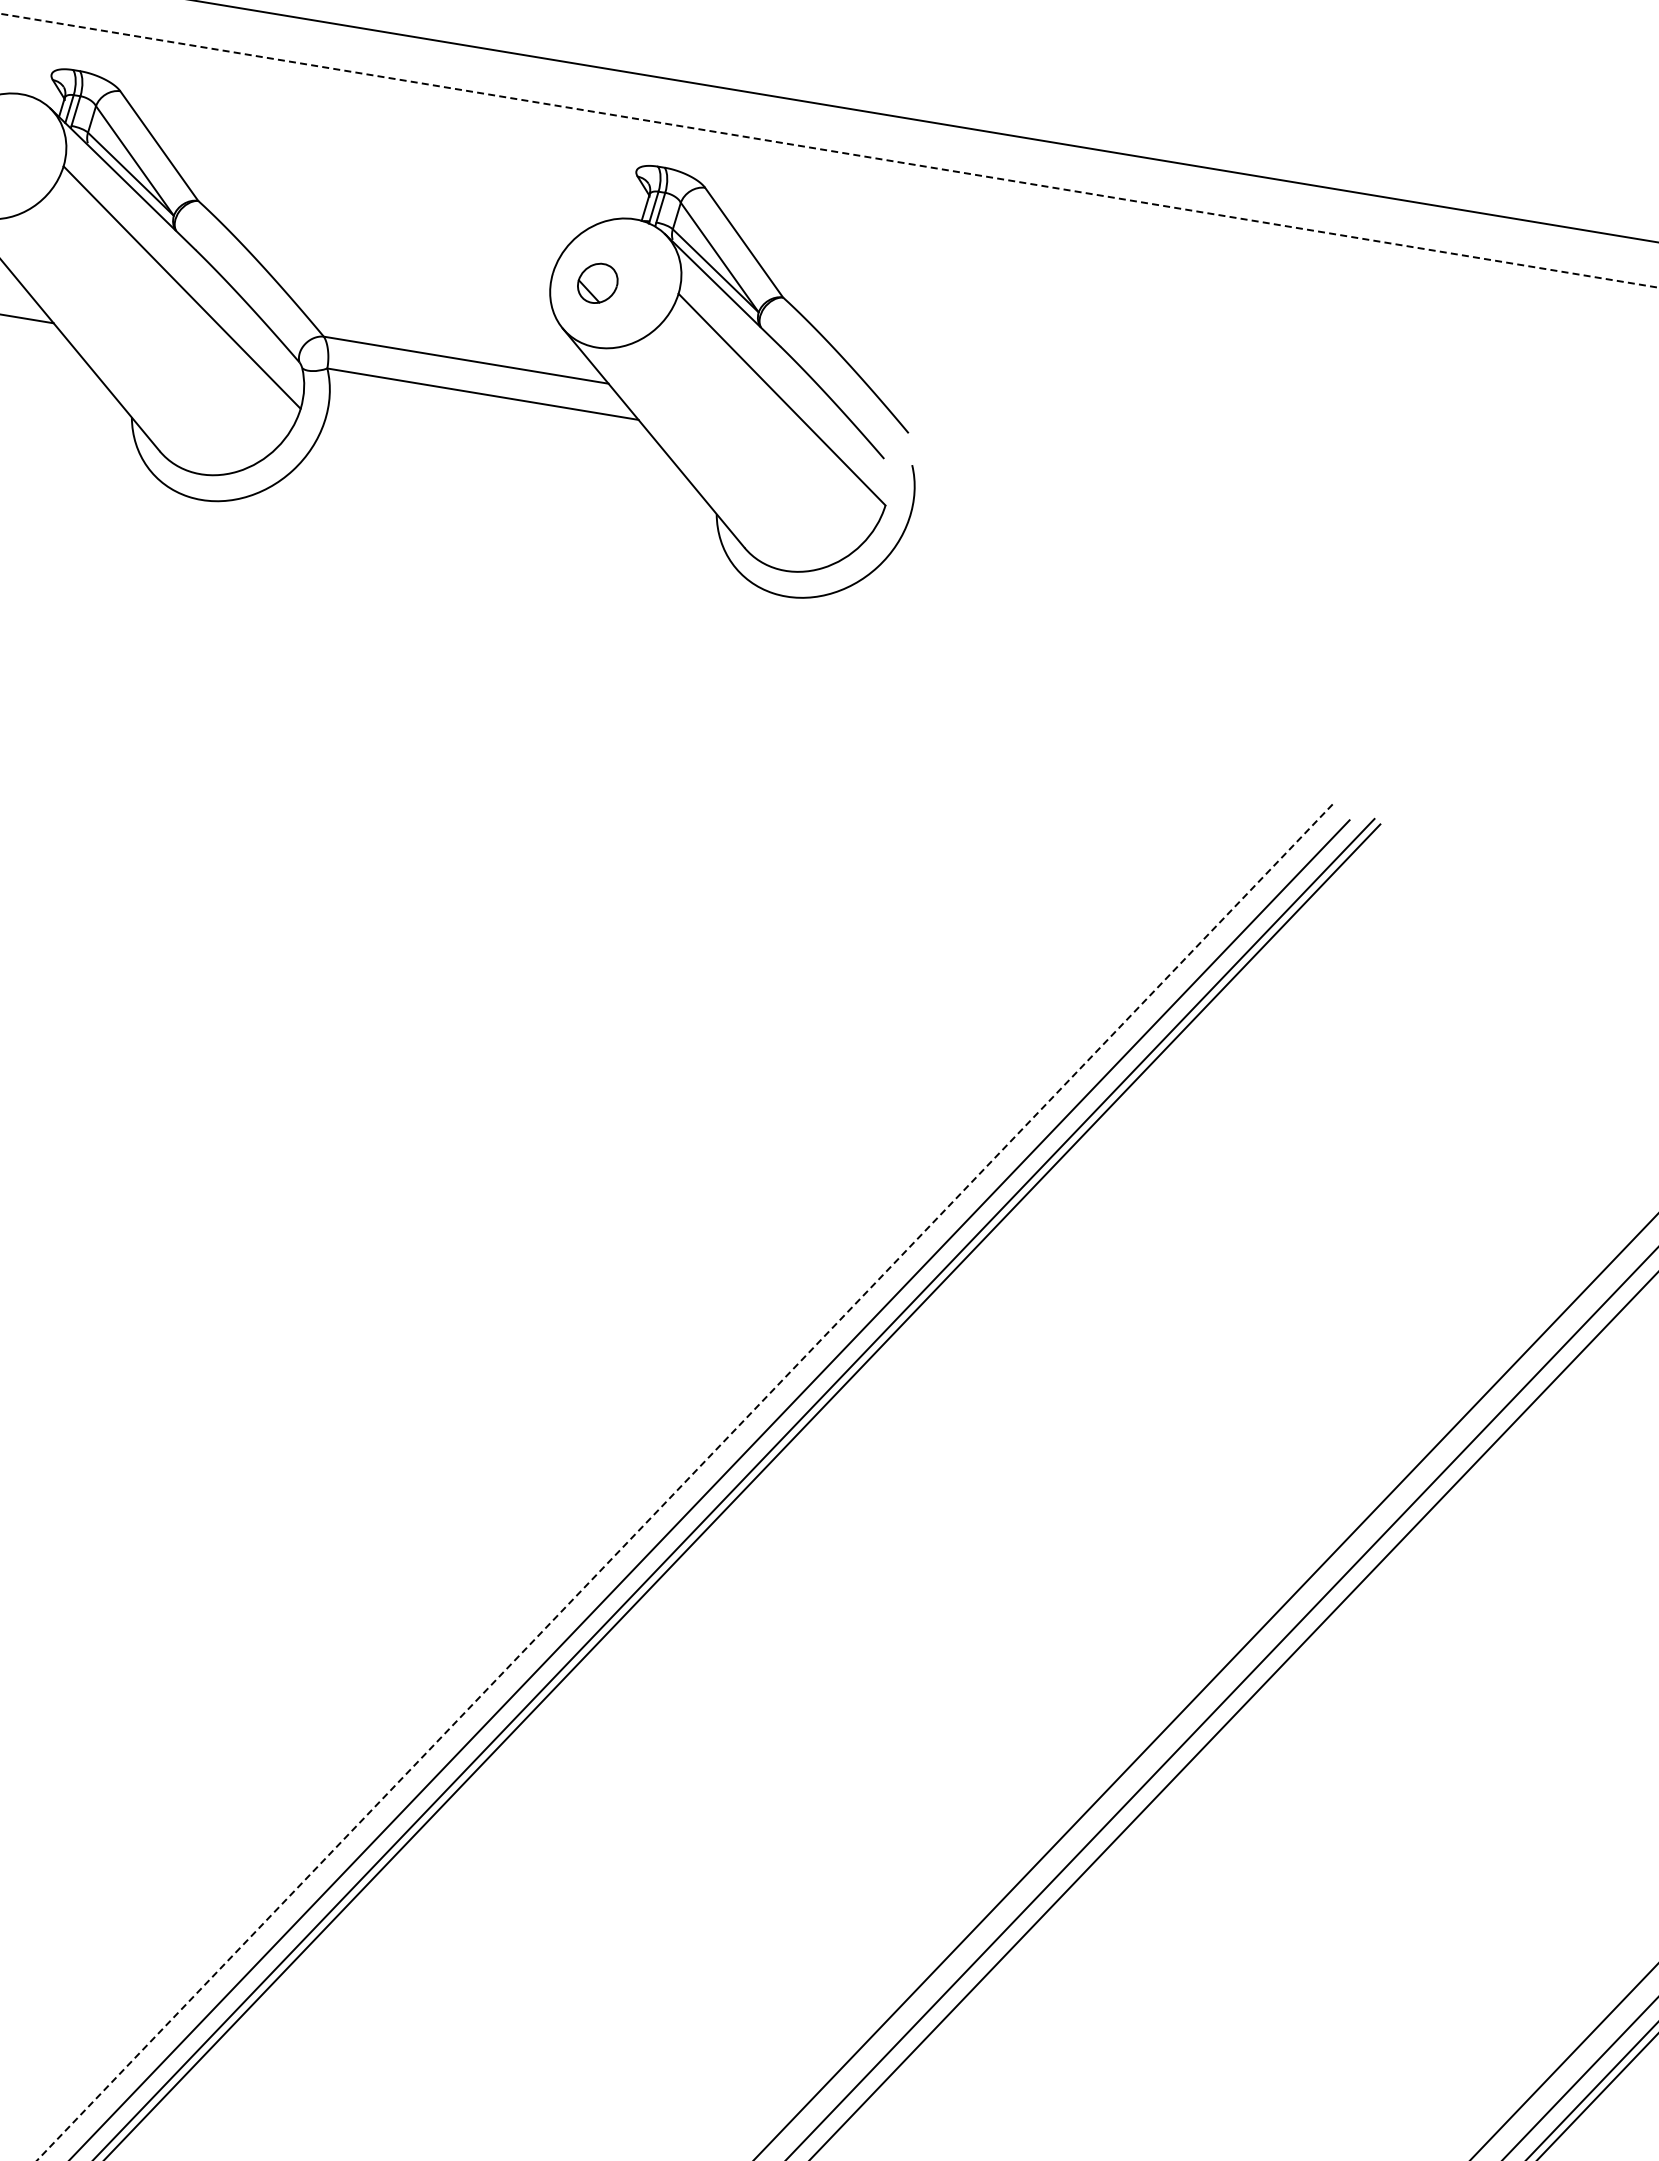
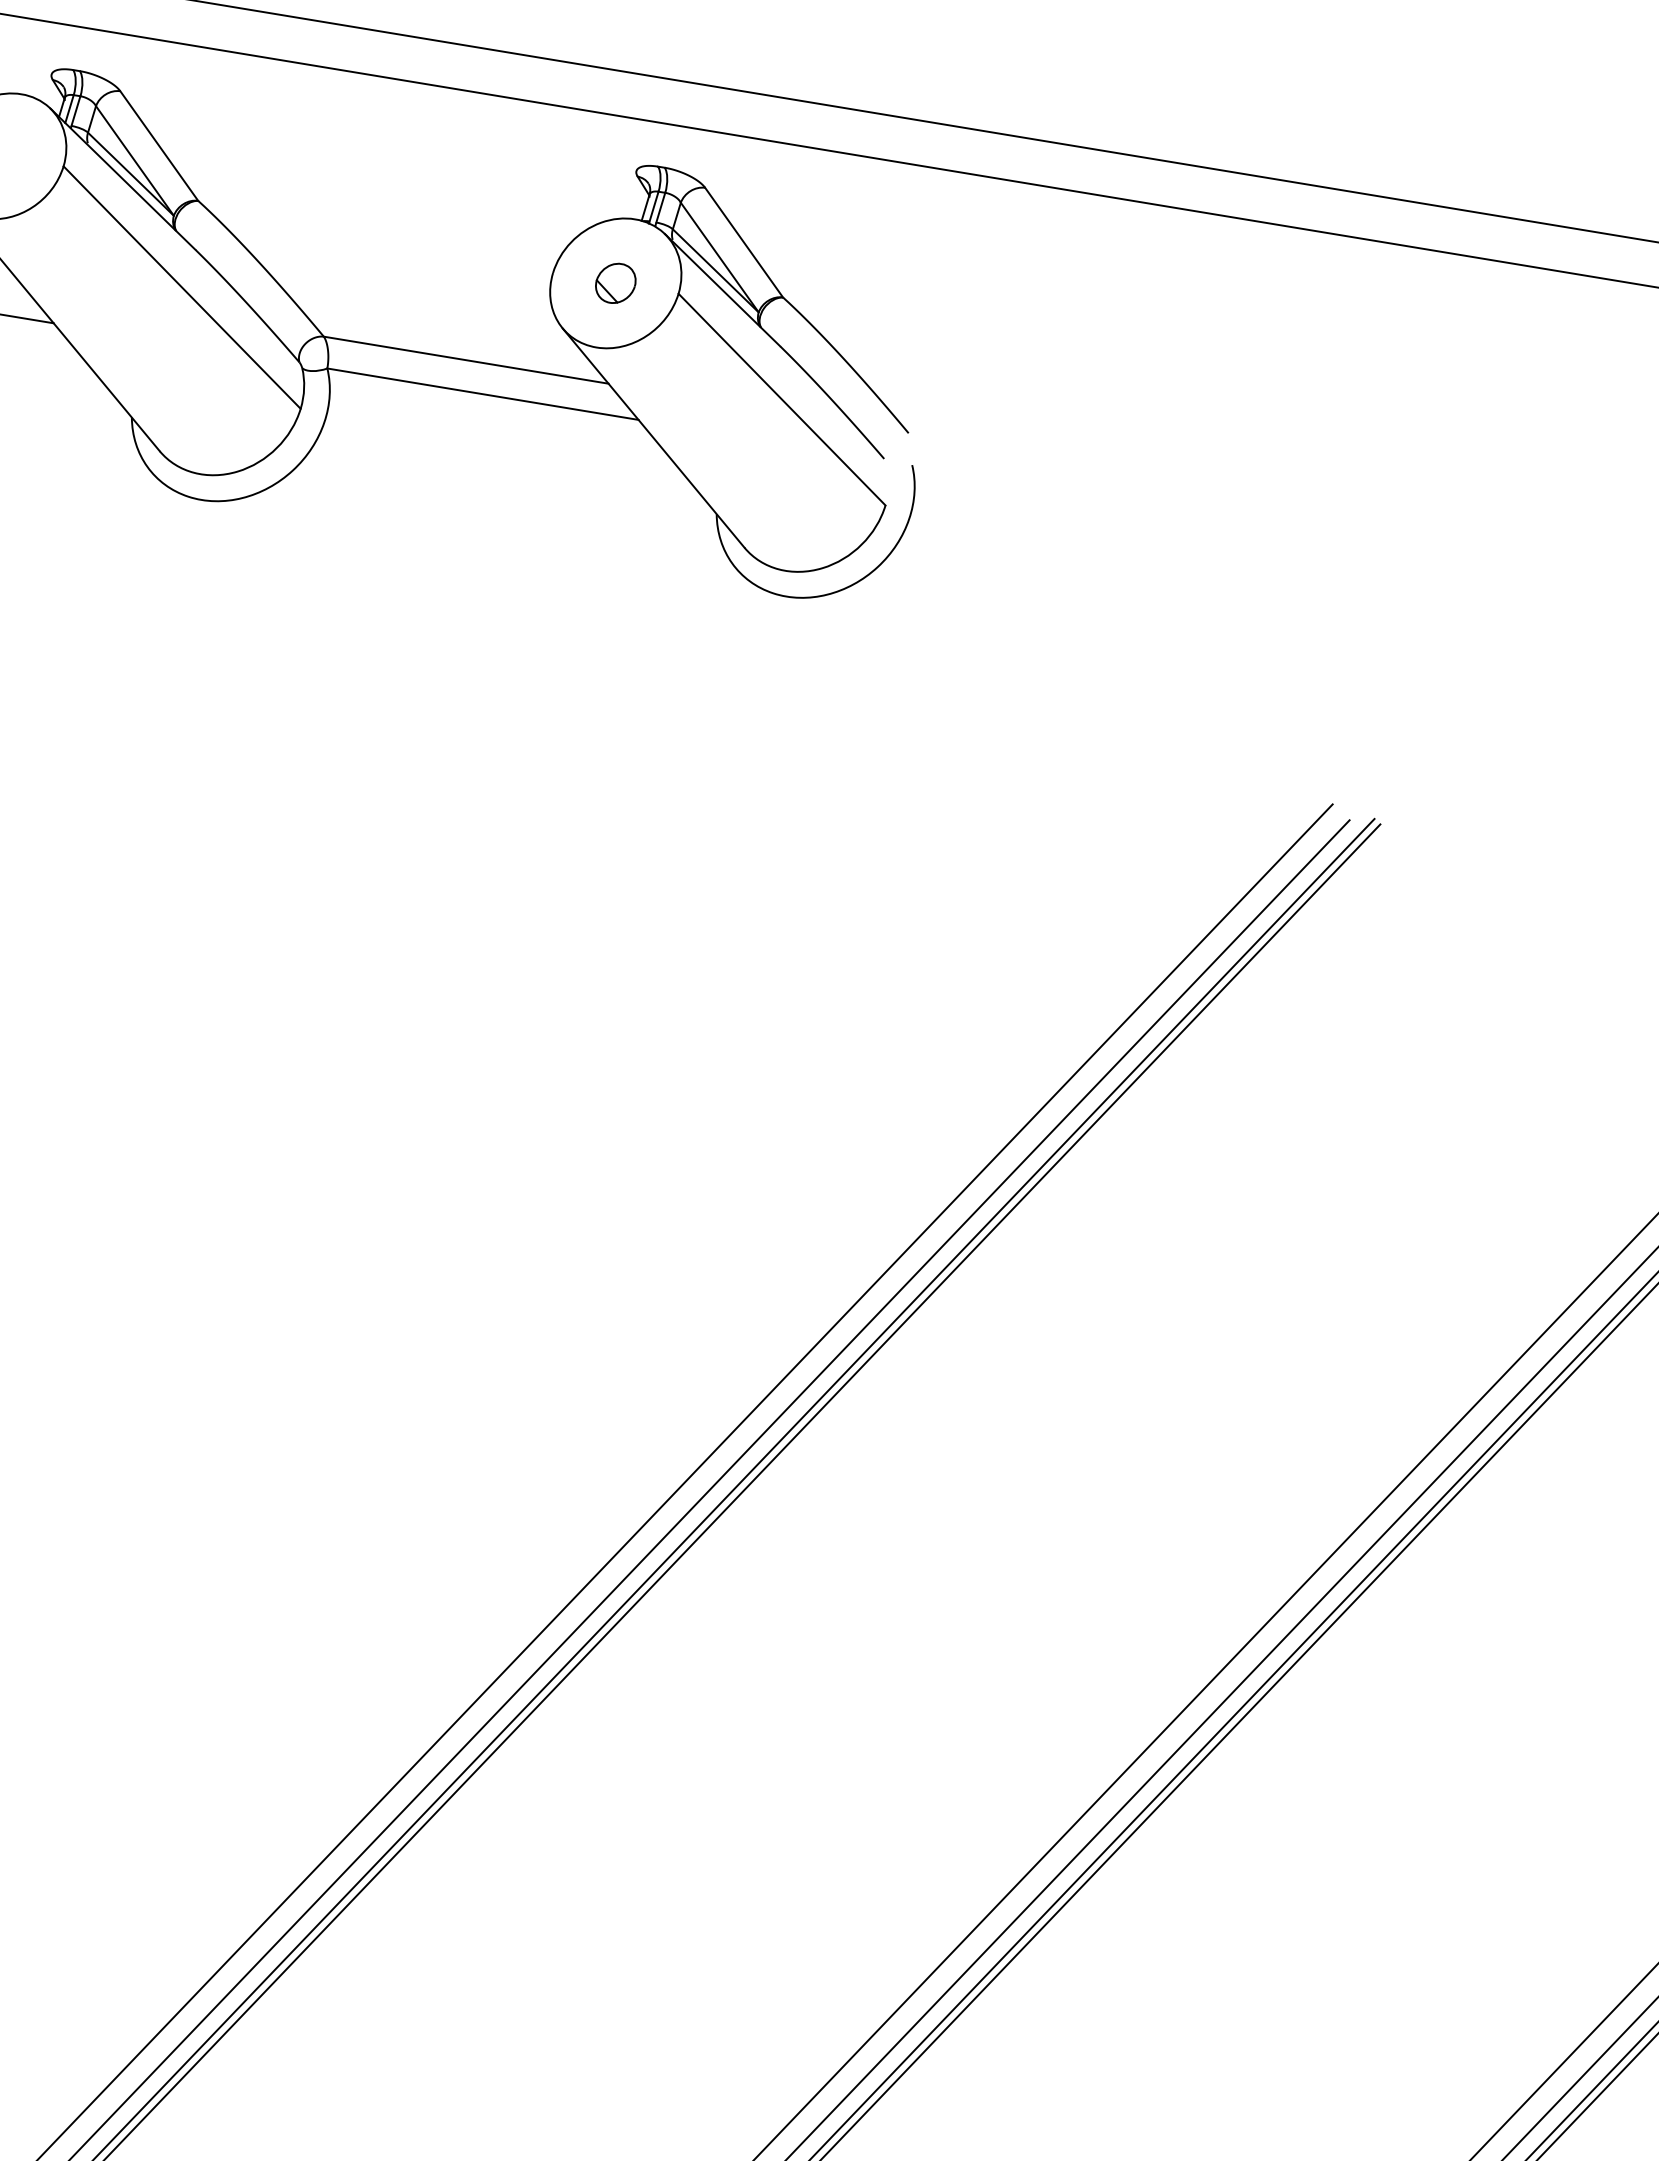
line: dashed -> solid (829, 150)
part position: (597, 282) -> (615, 282) (615, 282)
line: dashed -> solid (684, 1482)
line: none -> present (1239, 1721)
